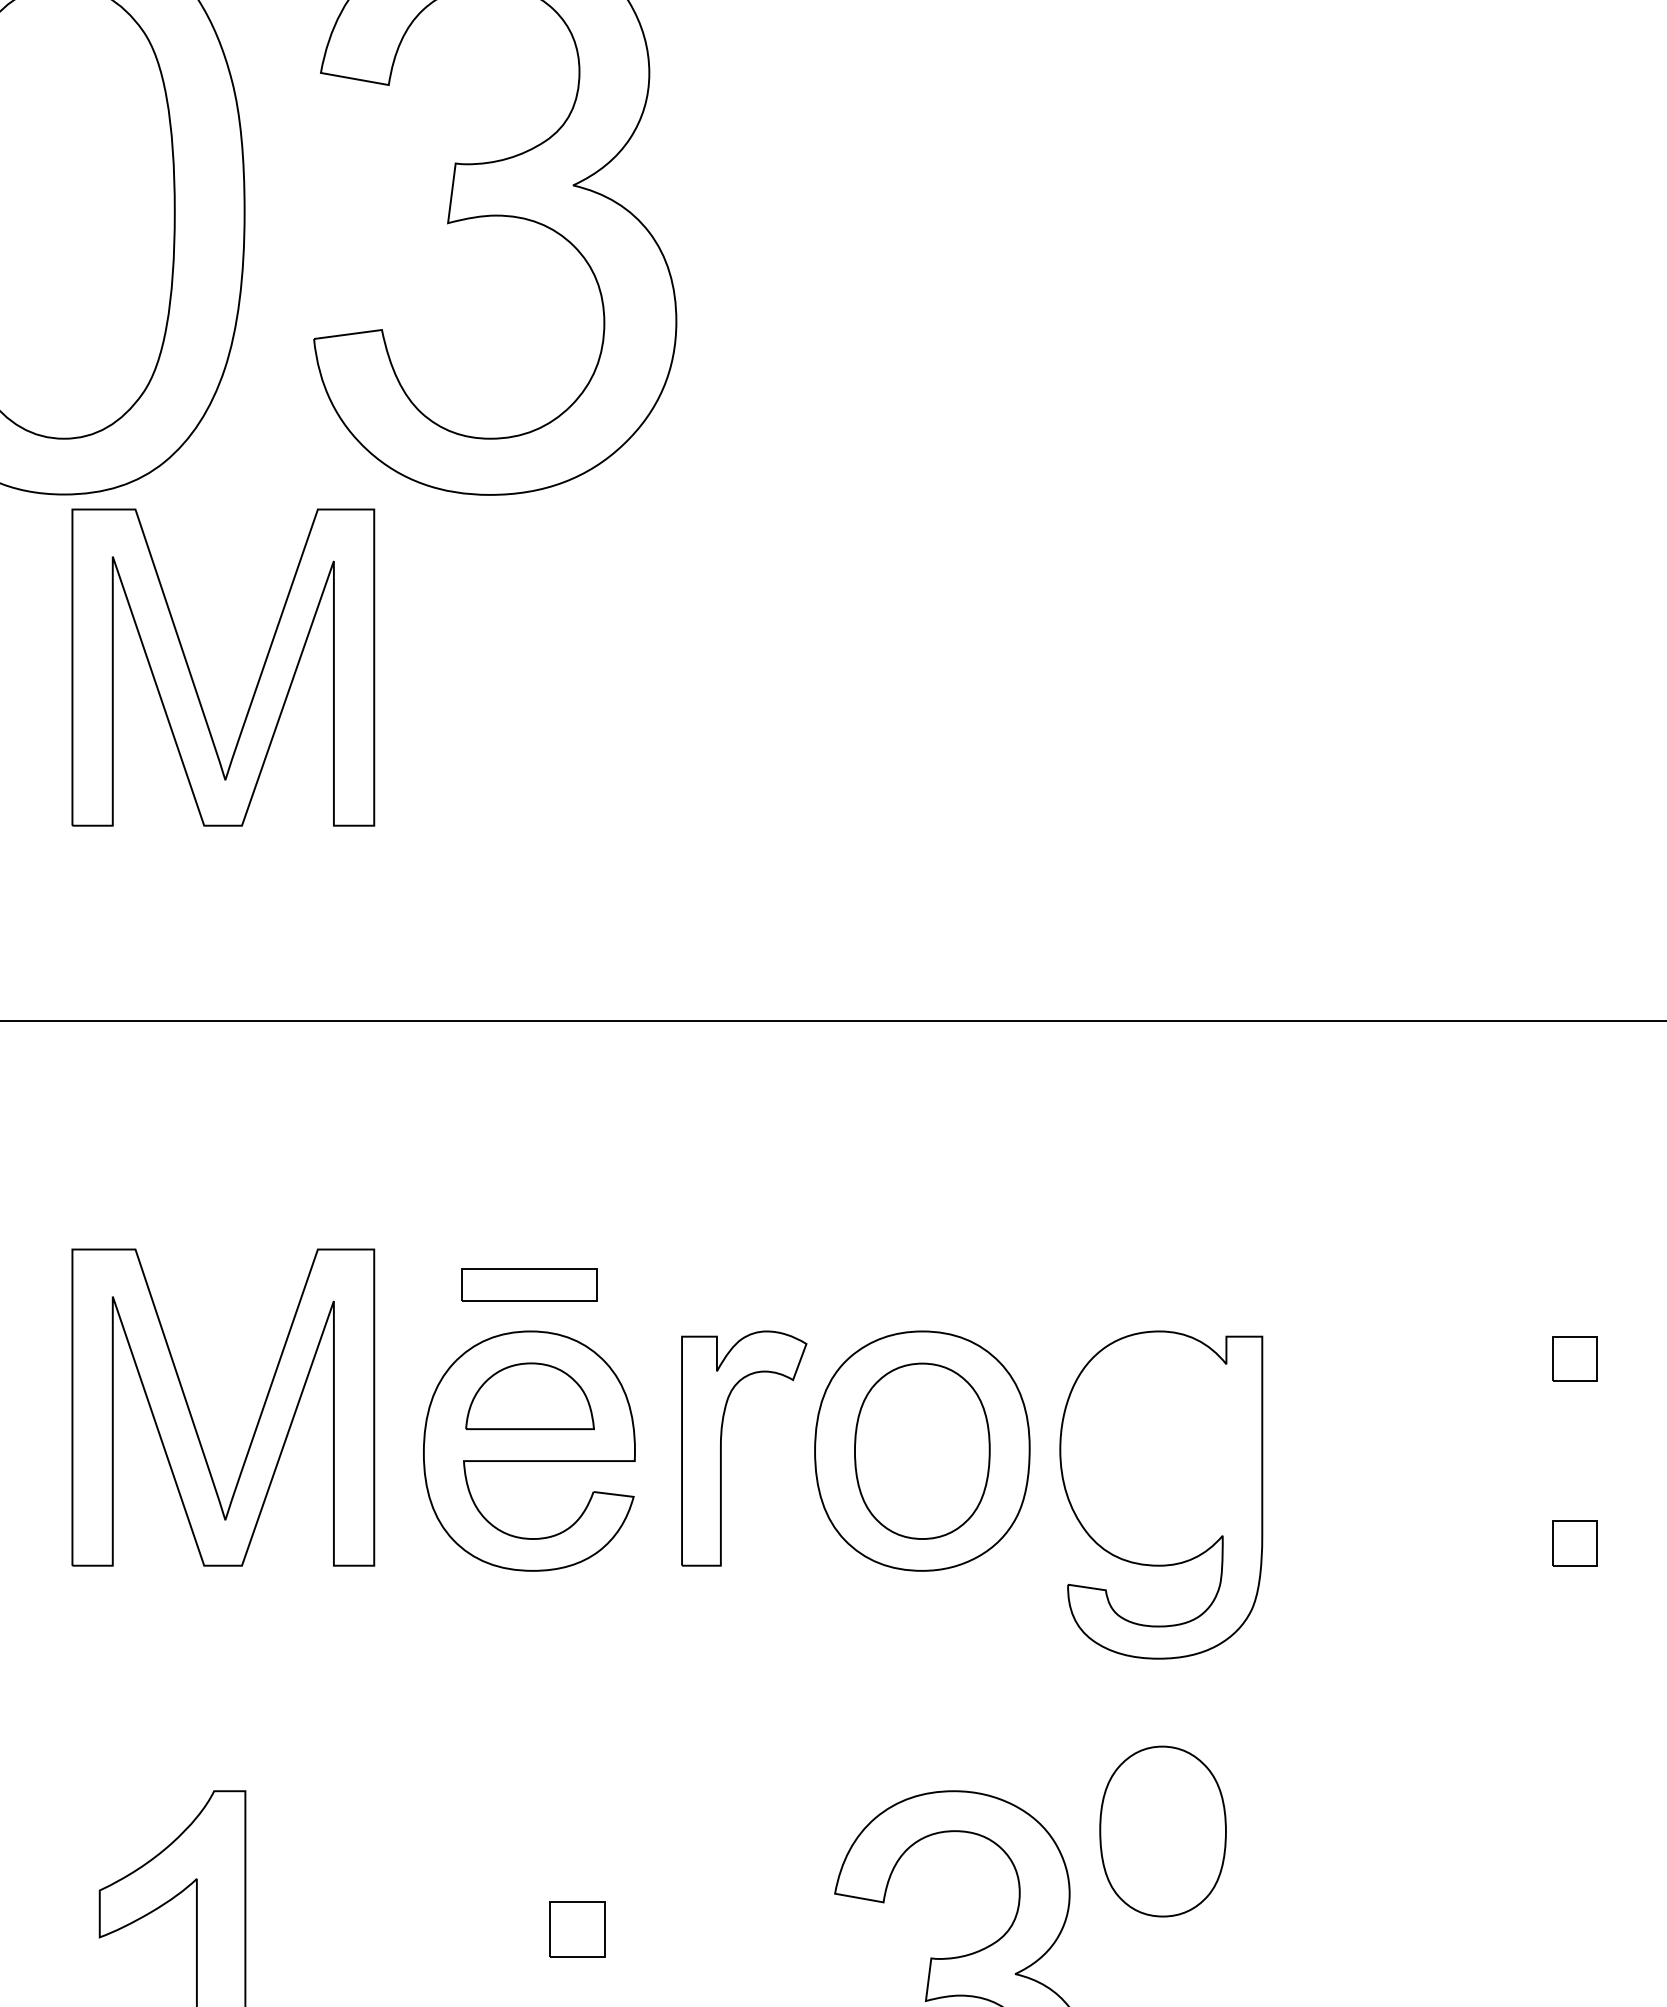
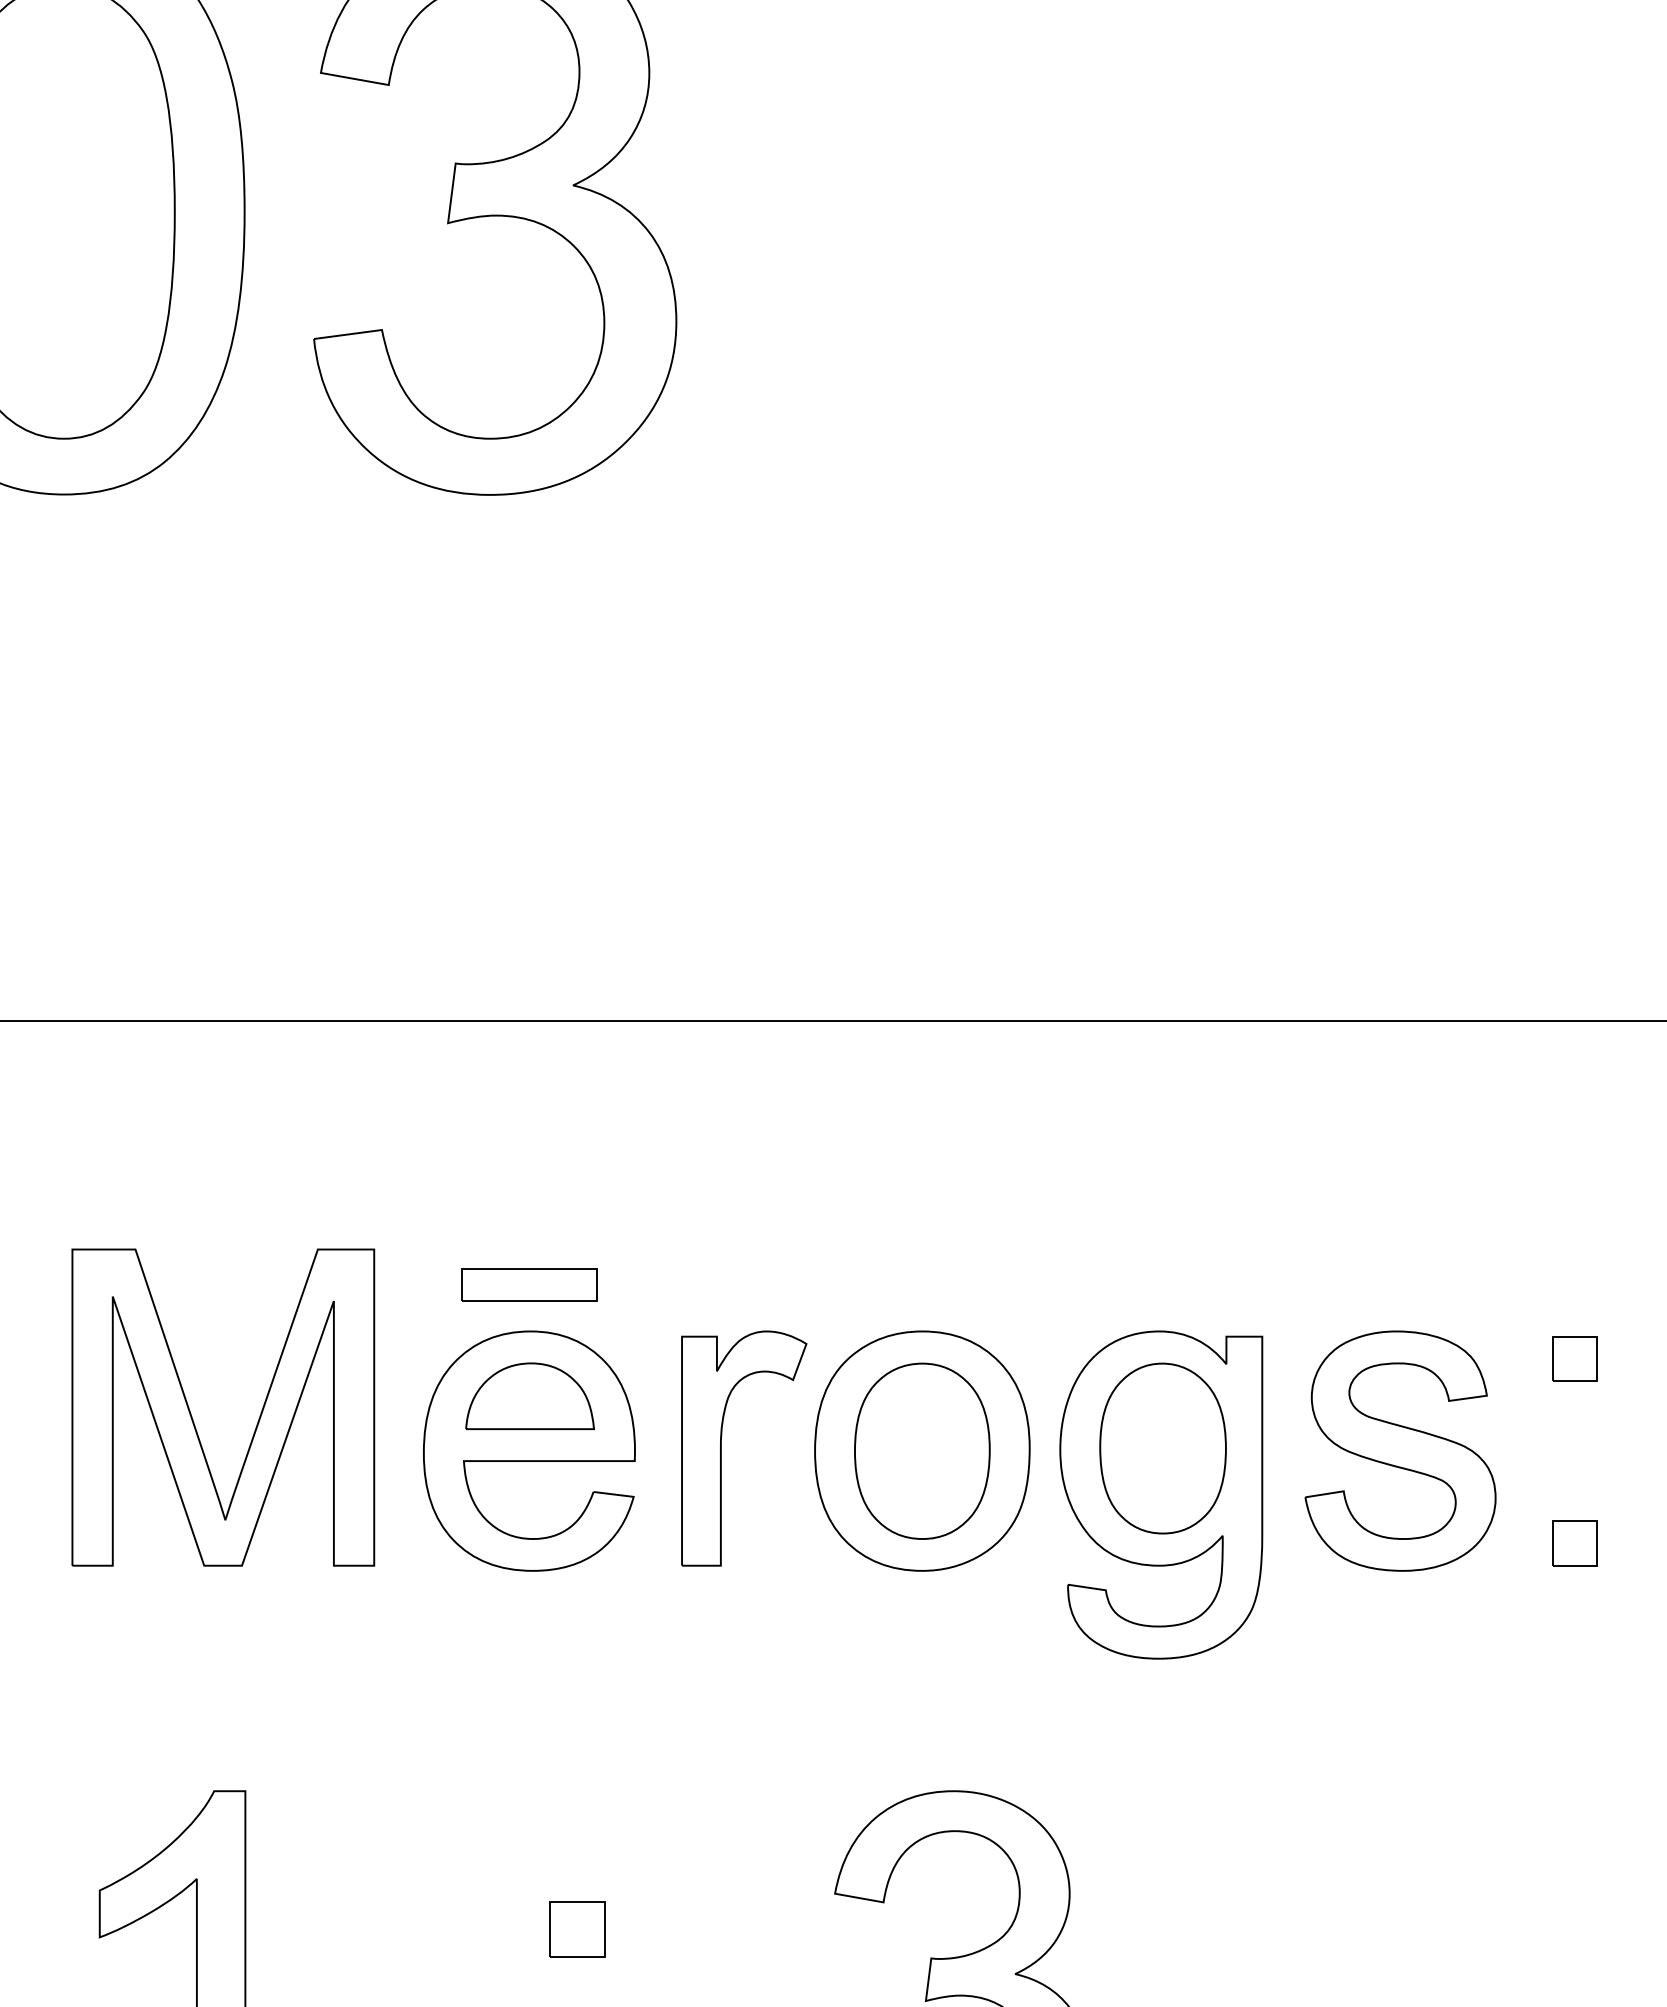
part: present -> none (192, 676)
part: none -> present (1400, 1450)
part position: (1162, 1831) -> (1162, 1448) (1162, 1448)
